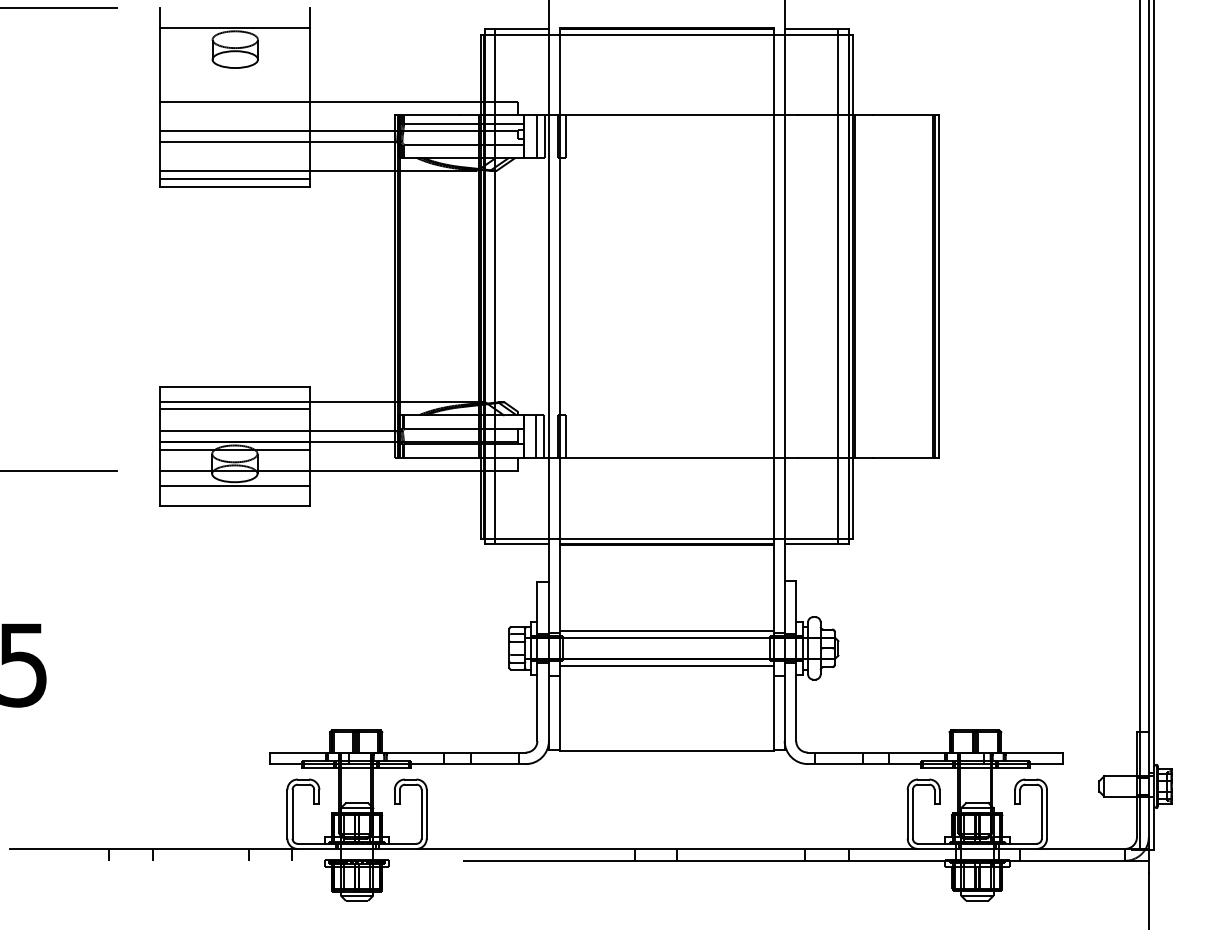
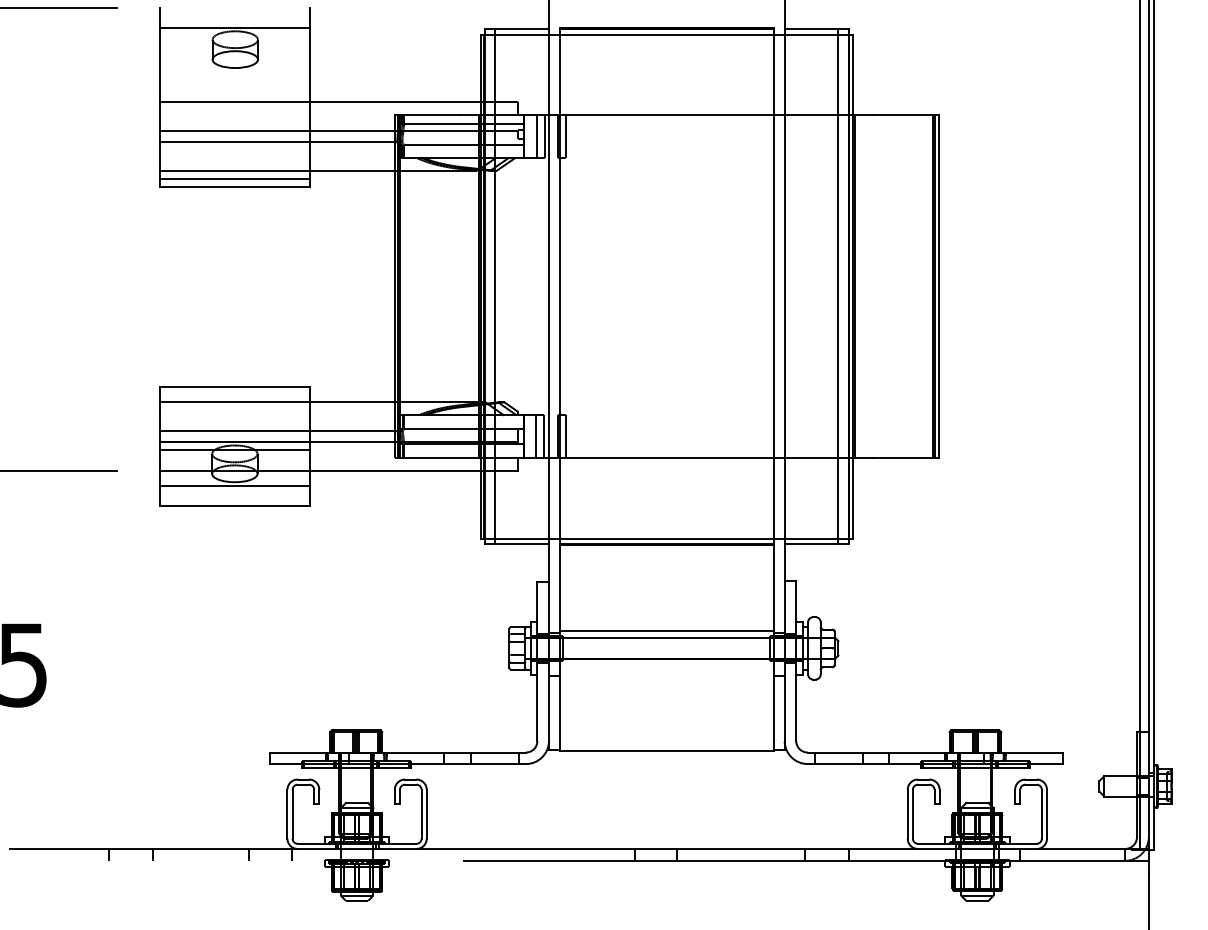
line: present -> none (235, 408)
line: present -> none (666, 665)
